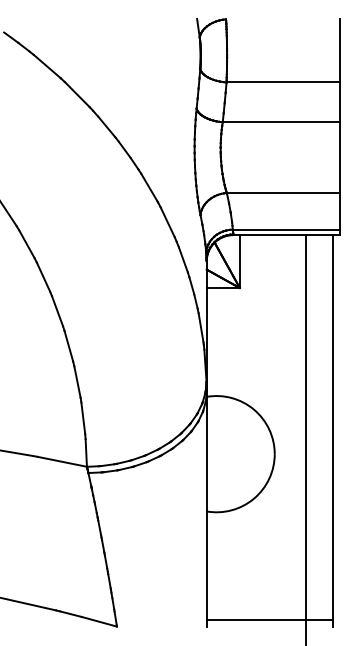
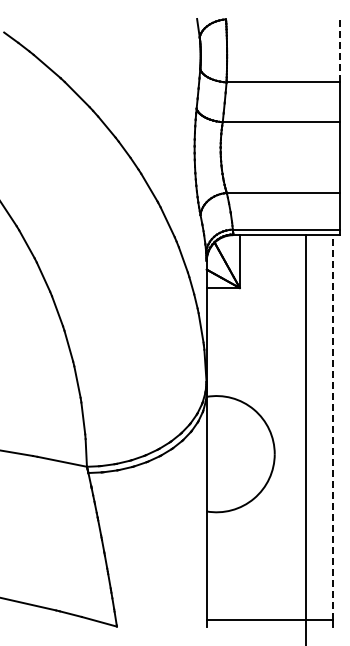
line: solid -> dashed (339, 50)
line: solid -> dashed (332, 427)
